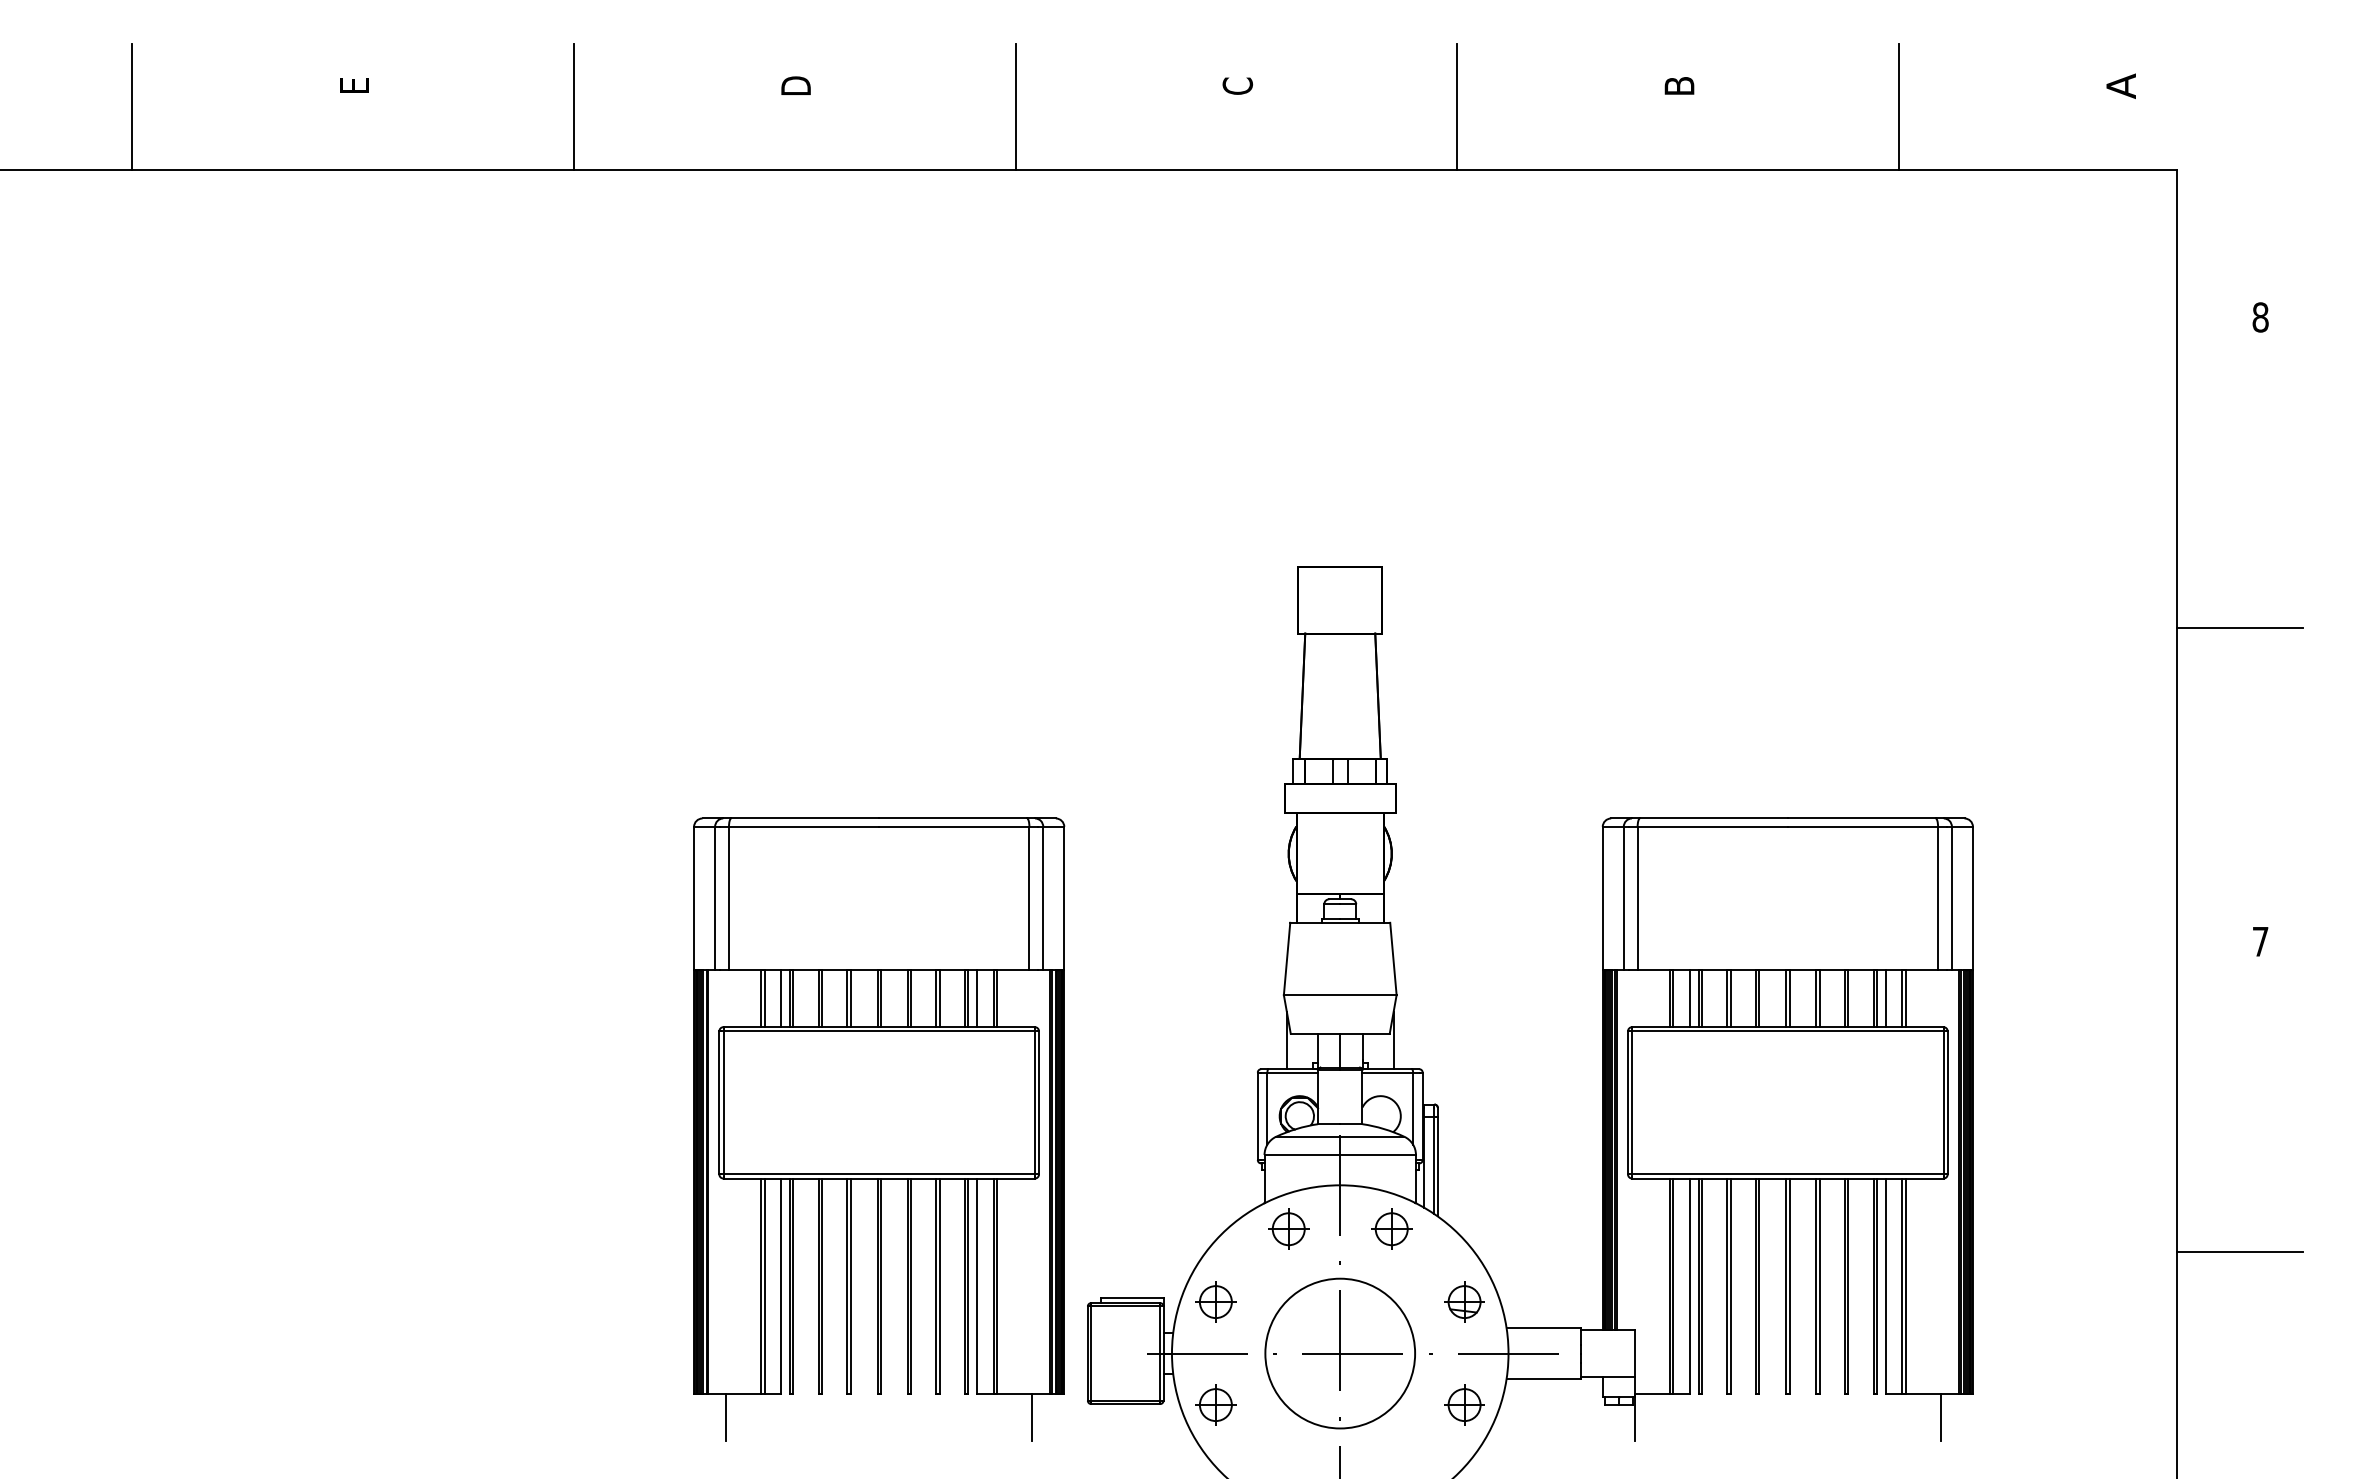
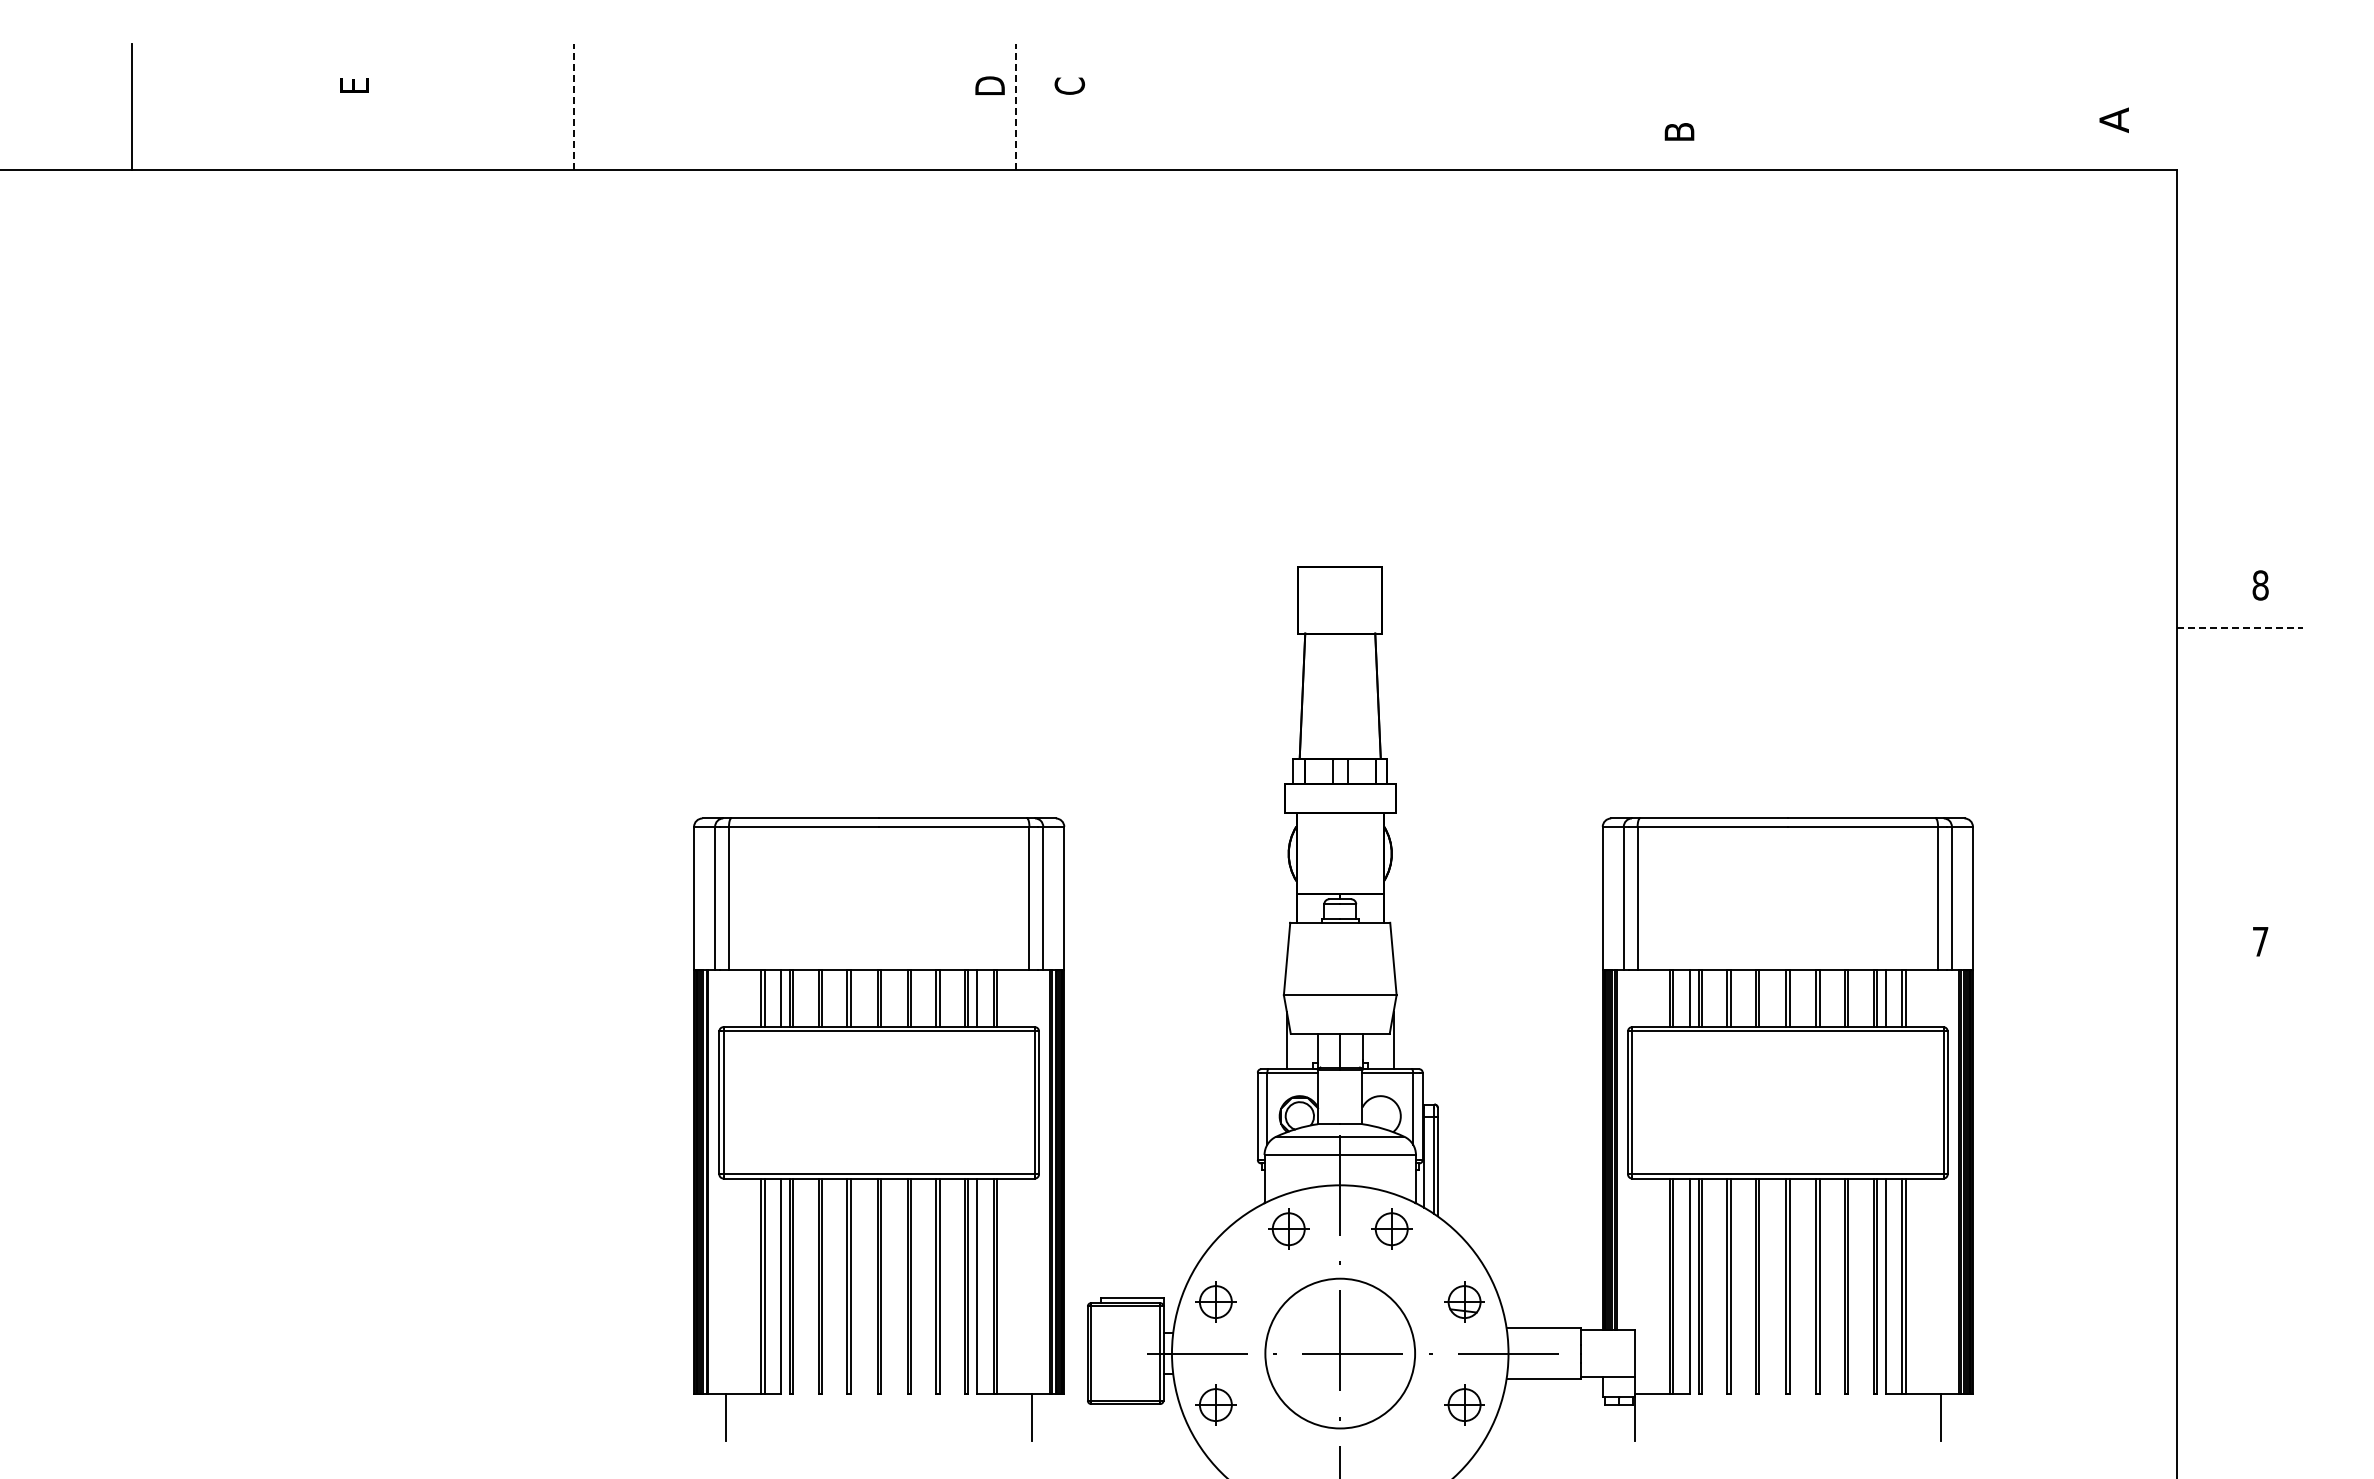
text position: (795, 85) -> (989, 85) (989, 85)
text position: (1237, 85) -> (1069, 85) (1069, 85)
text position: (1679, 85) -> (1679, 131) (1679, 131)
text position: (2120, 85) -> (2113, 119) (2113, 119)
line: solid -> dashed (573, 106)
line: solid -> dashed (1015, 106)
line: present -> none (1457, 107)
line: present -> none (1898, 107)
text position: (2260, 317) -> (2260, 585) (2260, 585)
line: solid -> dashed (2240, 628)
line: present -> none (2239, 1252)
